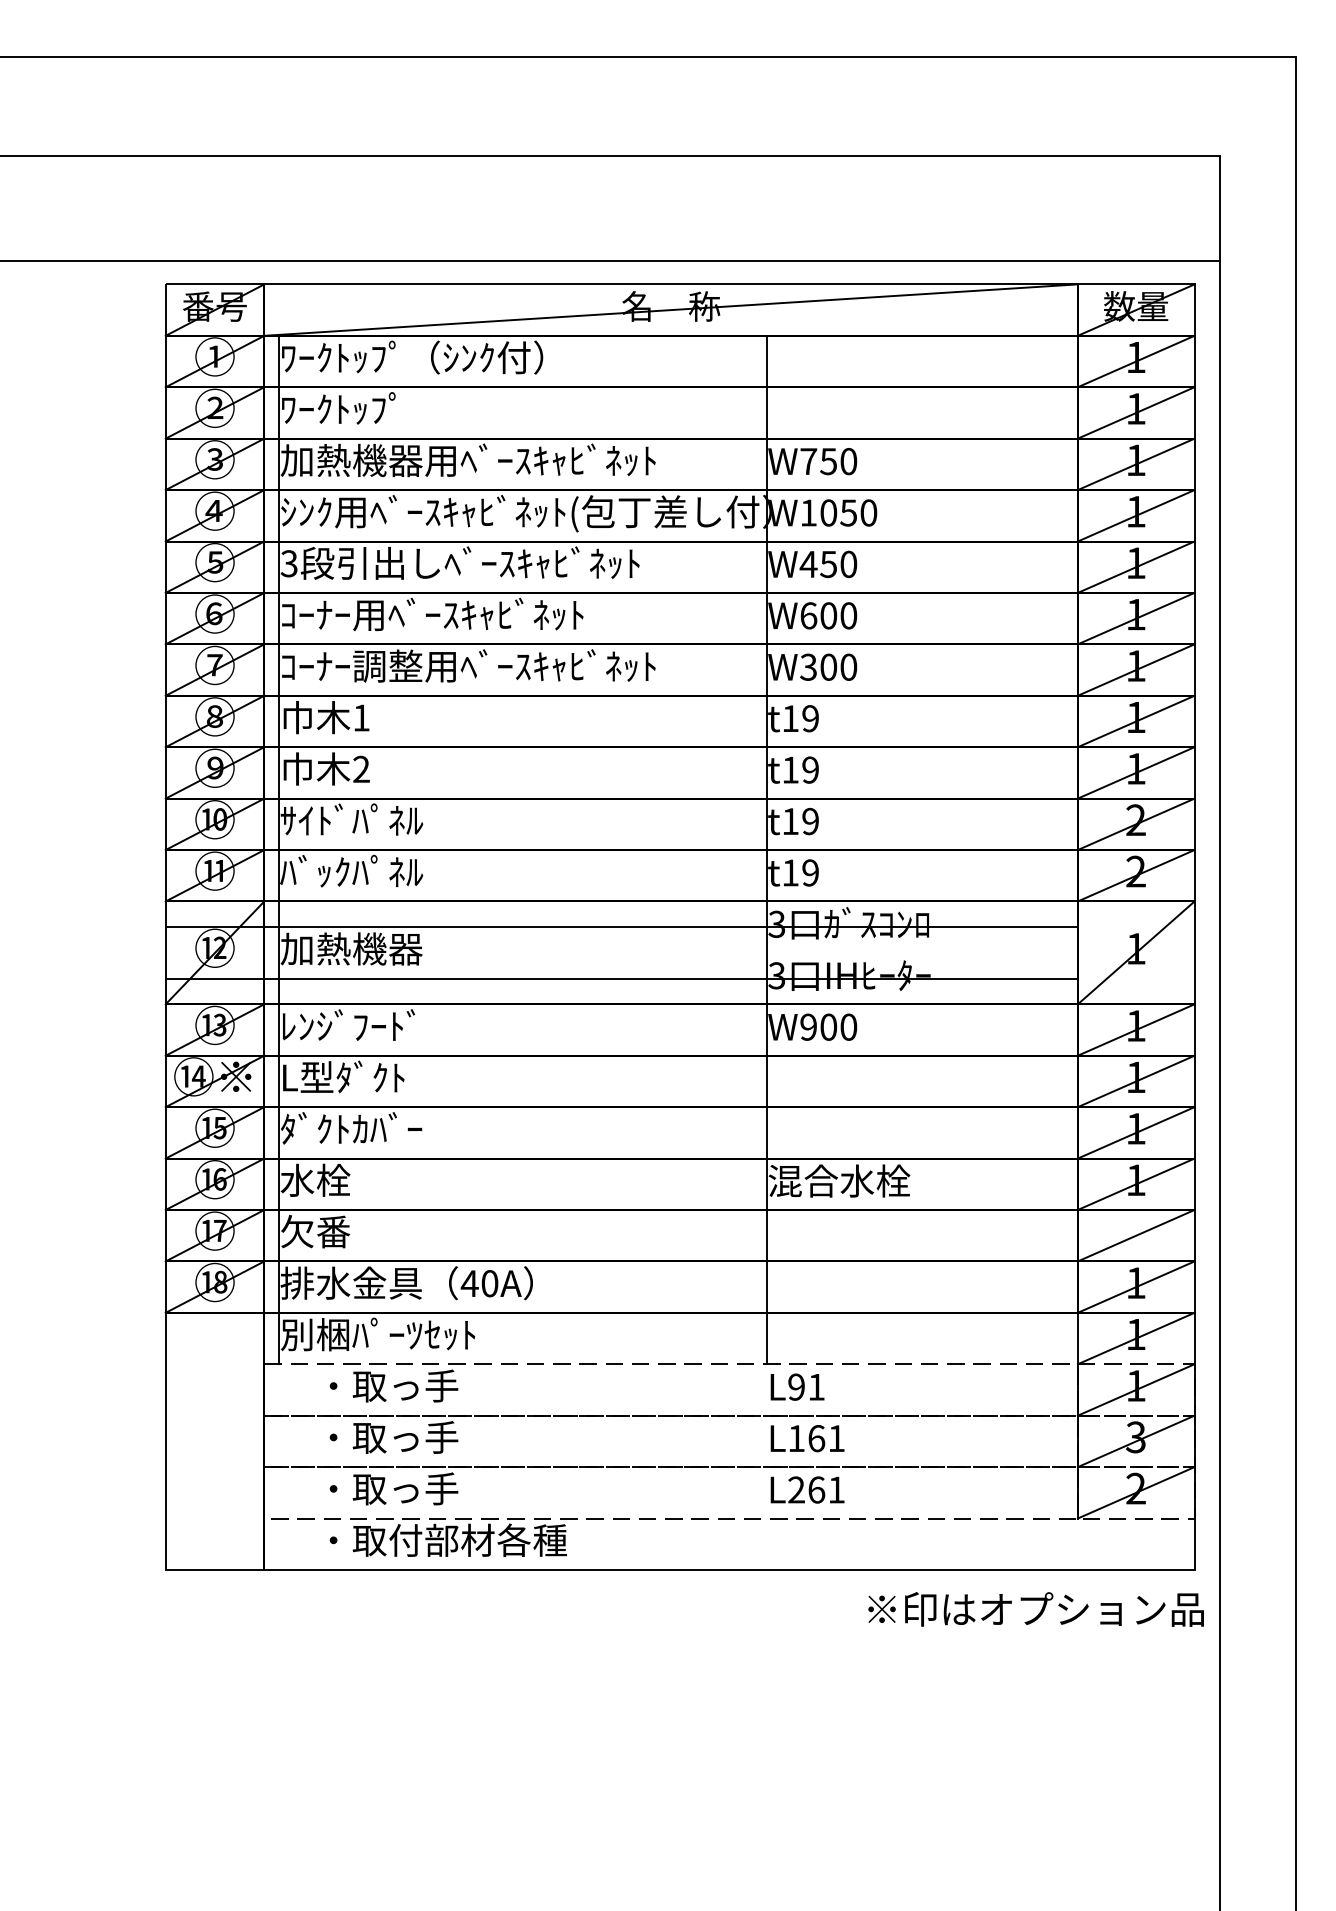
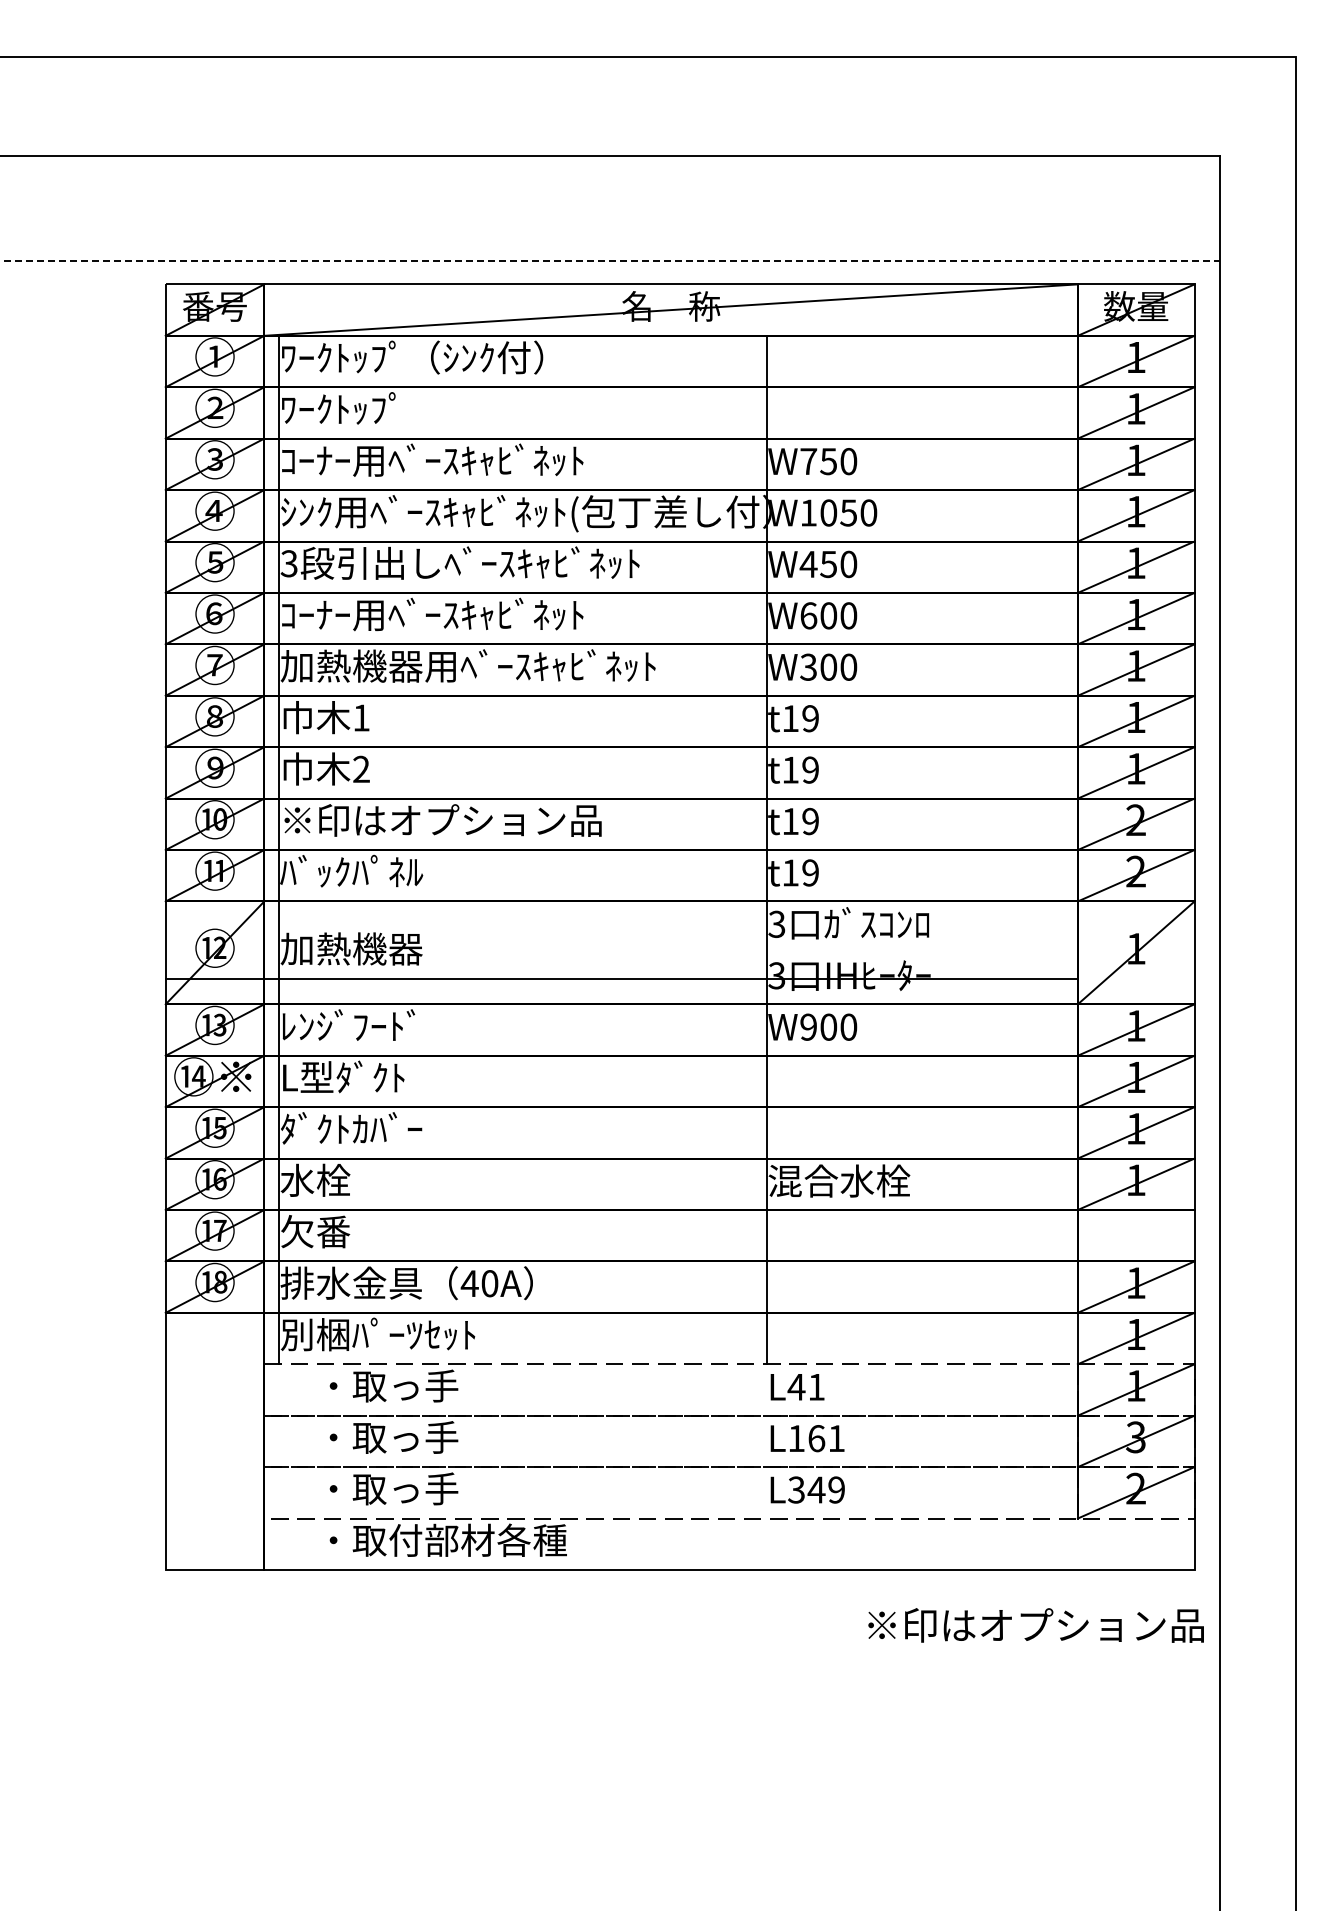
line: solid -> dashed (610, 261)
text: 加熱機器用ﾍﾞｰｽｷｬﾋﾞﾈｯﾄ -> ｺｰﾅｰ用ﾍﾞｰｽｷｬﾋﾞﾈｯﾄ (467, 460)
text: ｺｰﾅｰ調整用ﾍﾞｰｽｷｬﾋﾞﾈｯﾄ -> 加熱機器用ﾍﾞｰｽｷｬﾋﾞﾈｯﾄ (351, 665)
text: ｻｲﾄﾞﾊﾟﾈﾙ -> ※印はオプション品 (440, 819)
line: present -> none (621, 927)
line: present -> none (1135, 1235)
text: L91 -> L41 (796, 1386)
text: L261 -> L349 (816, 1489)
text position: (1035, 1609) -> (1035, 1625) (1035, 1625)
